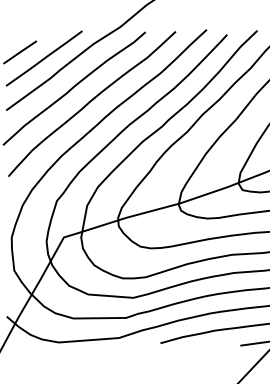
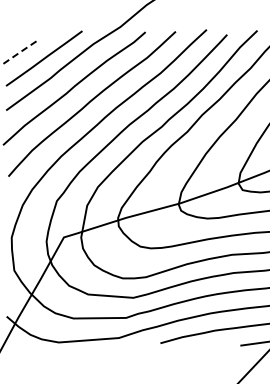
line: solid -> dashed (20, 52)
